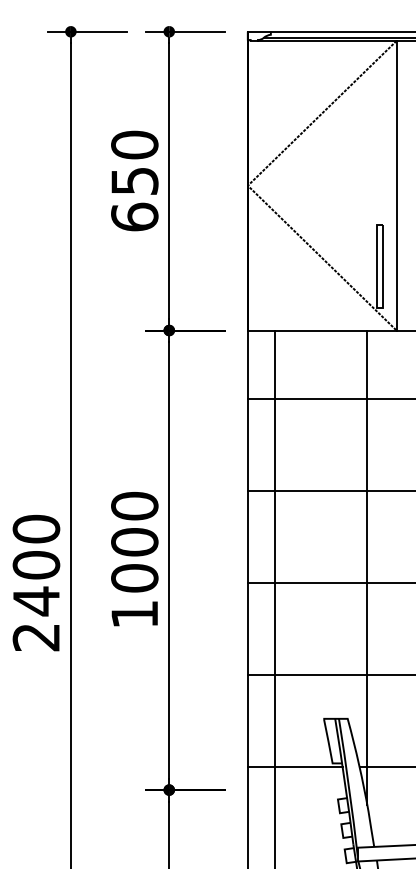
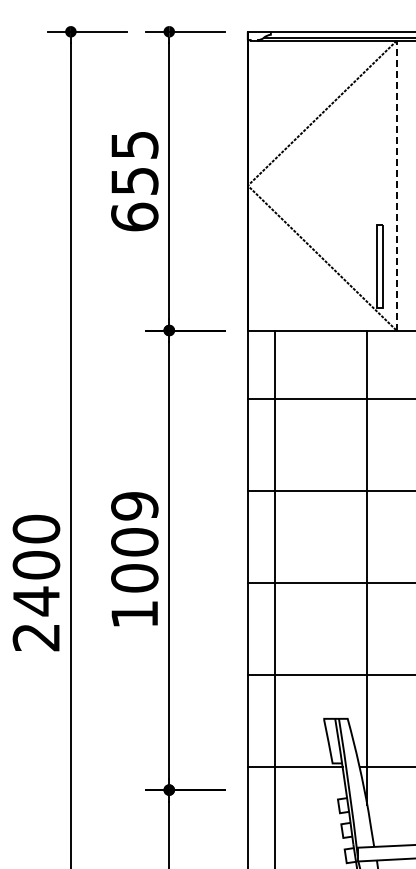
text: 650 -> 655 (134, 144)
line: solid -> dashed (396, 185)
text: 1000 -> 1009 (134, 506)
